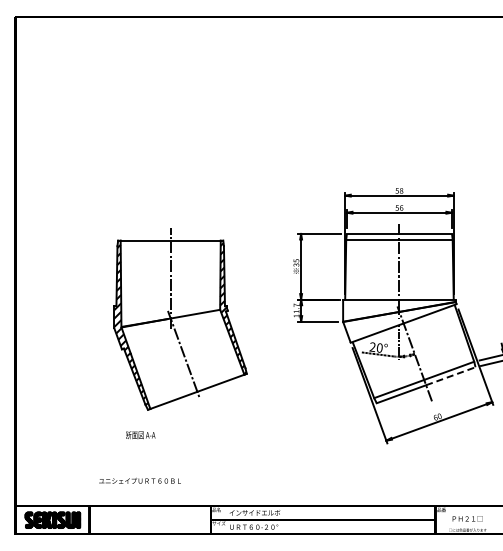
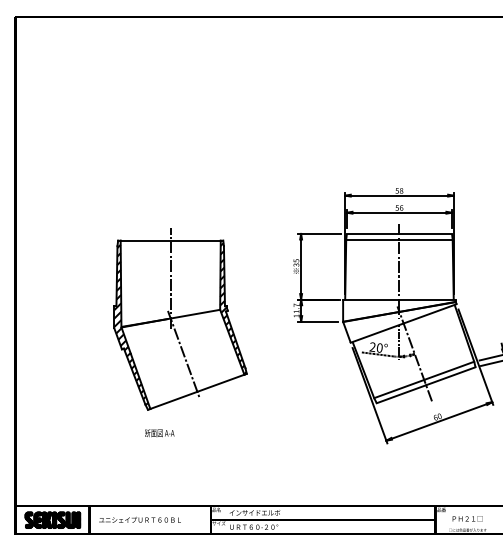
line: dashed -> solid (451, 376)
text position: (140, 435) -> (159, 433) (159, 433)
text position: (139, 480) -> (139, 519) (139, 519)
